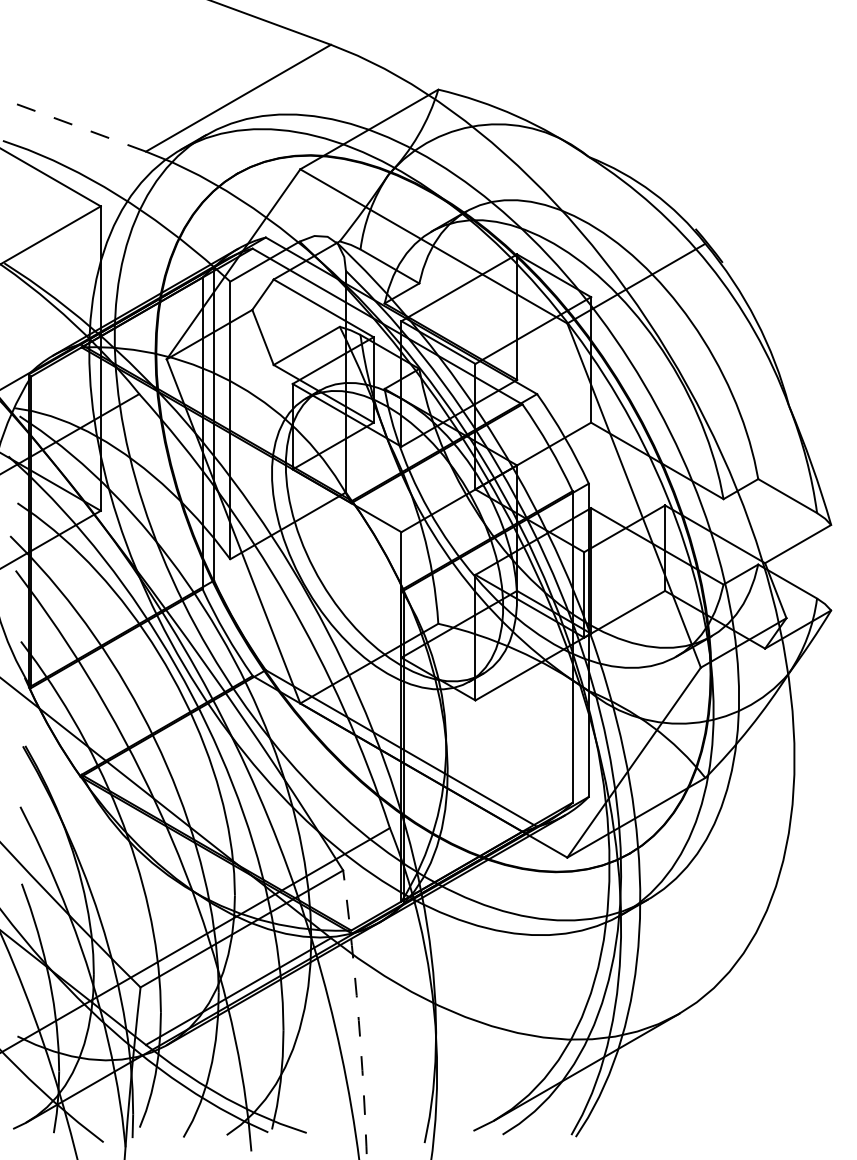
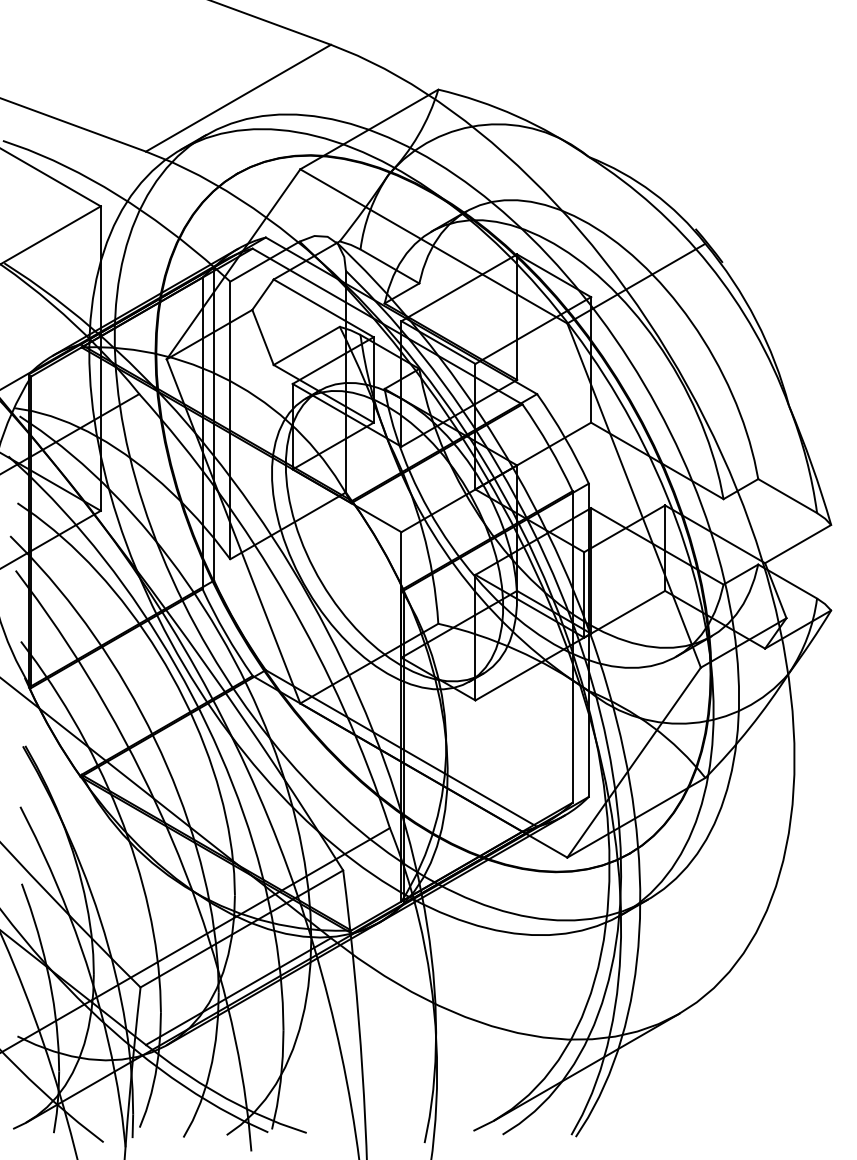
line: dashed -> solid (72, 124)
arc: dashed -> solid (358, 1014)
